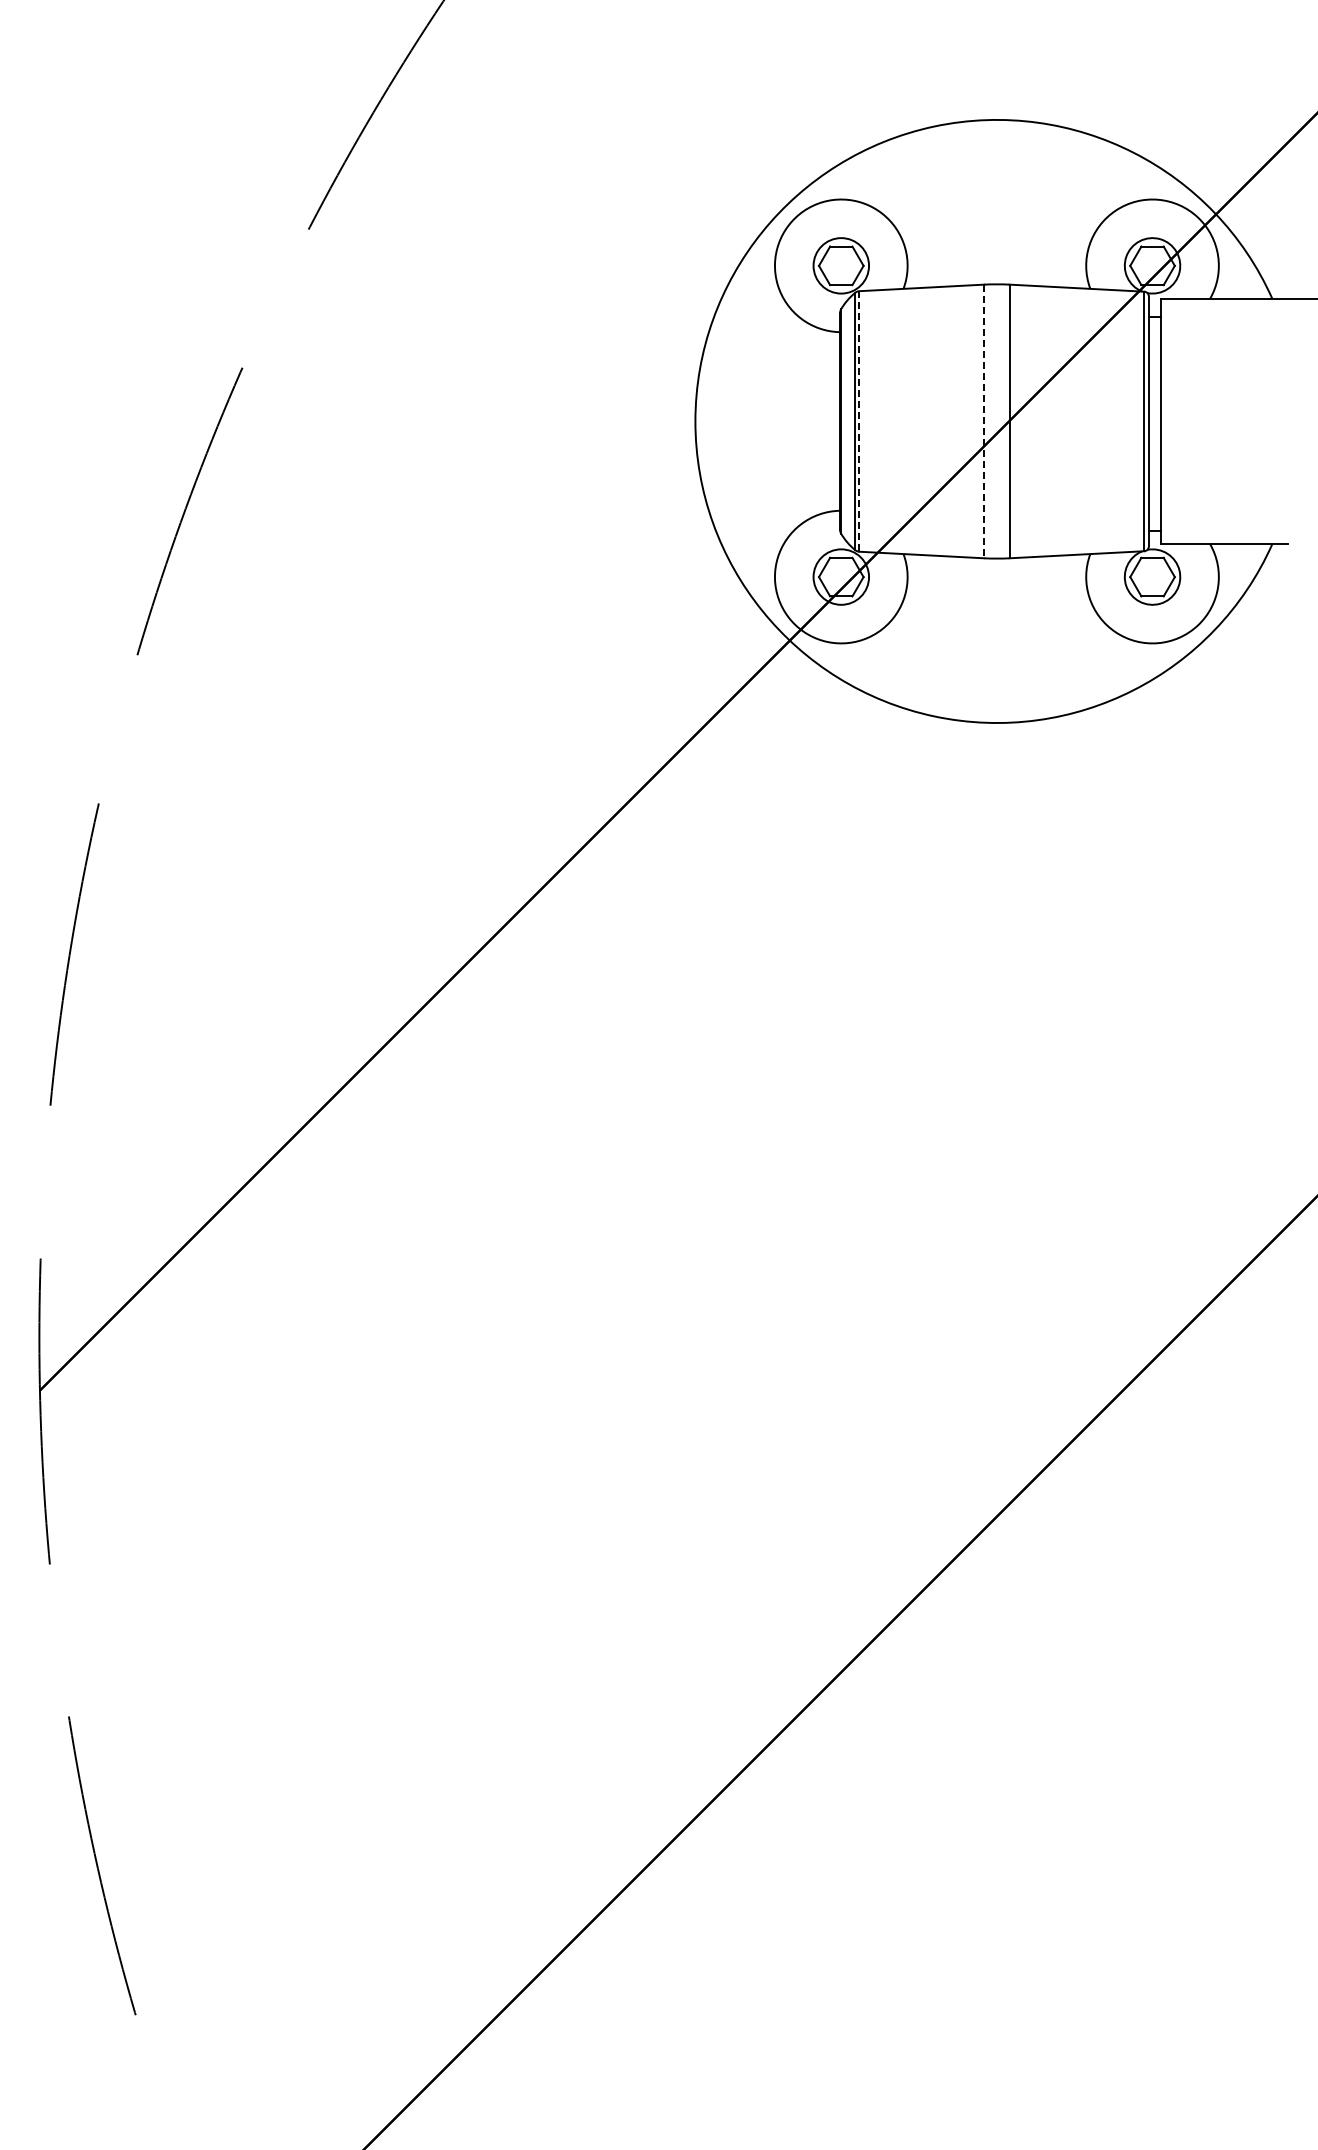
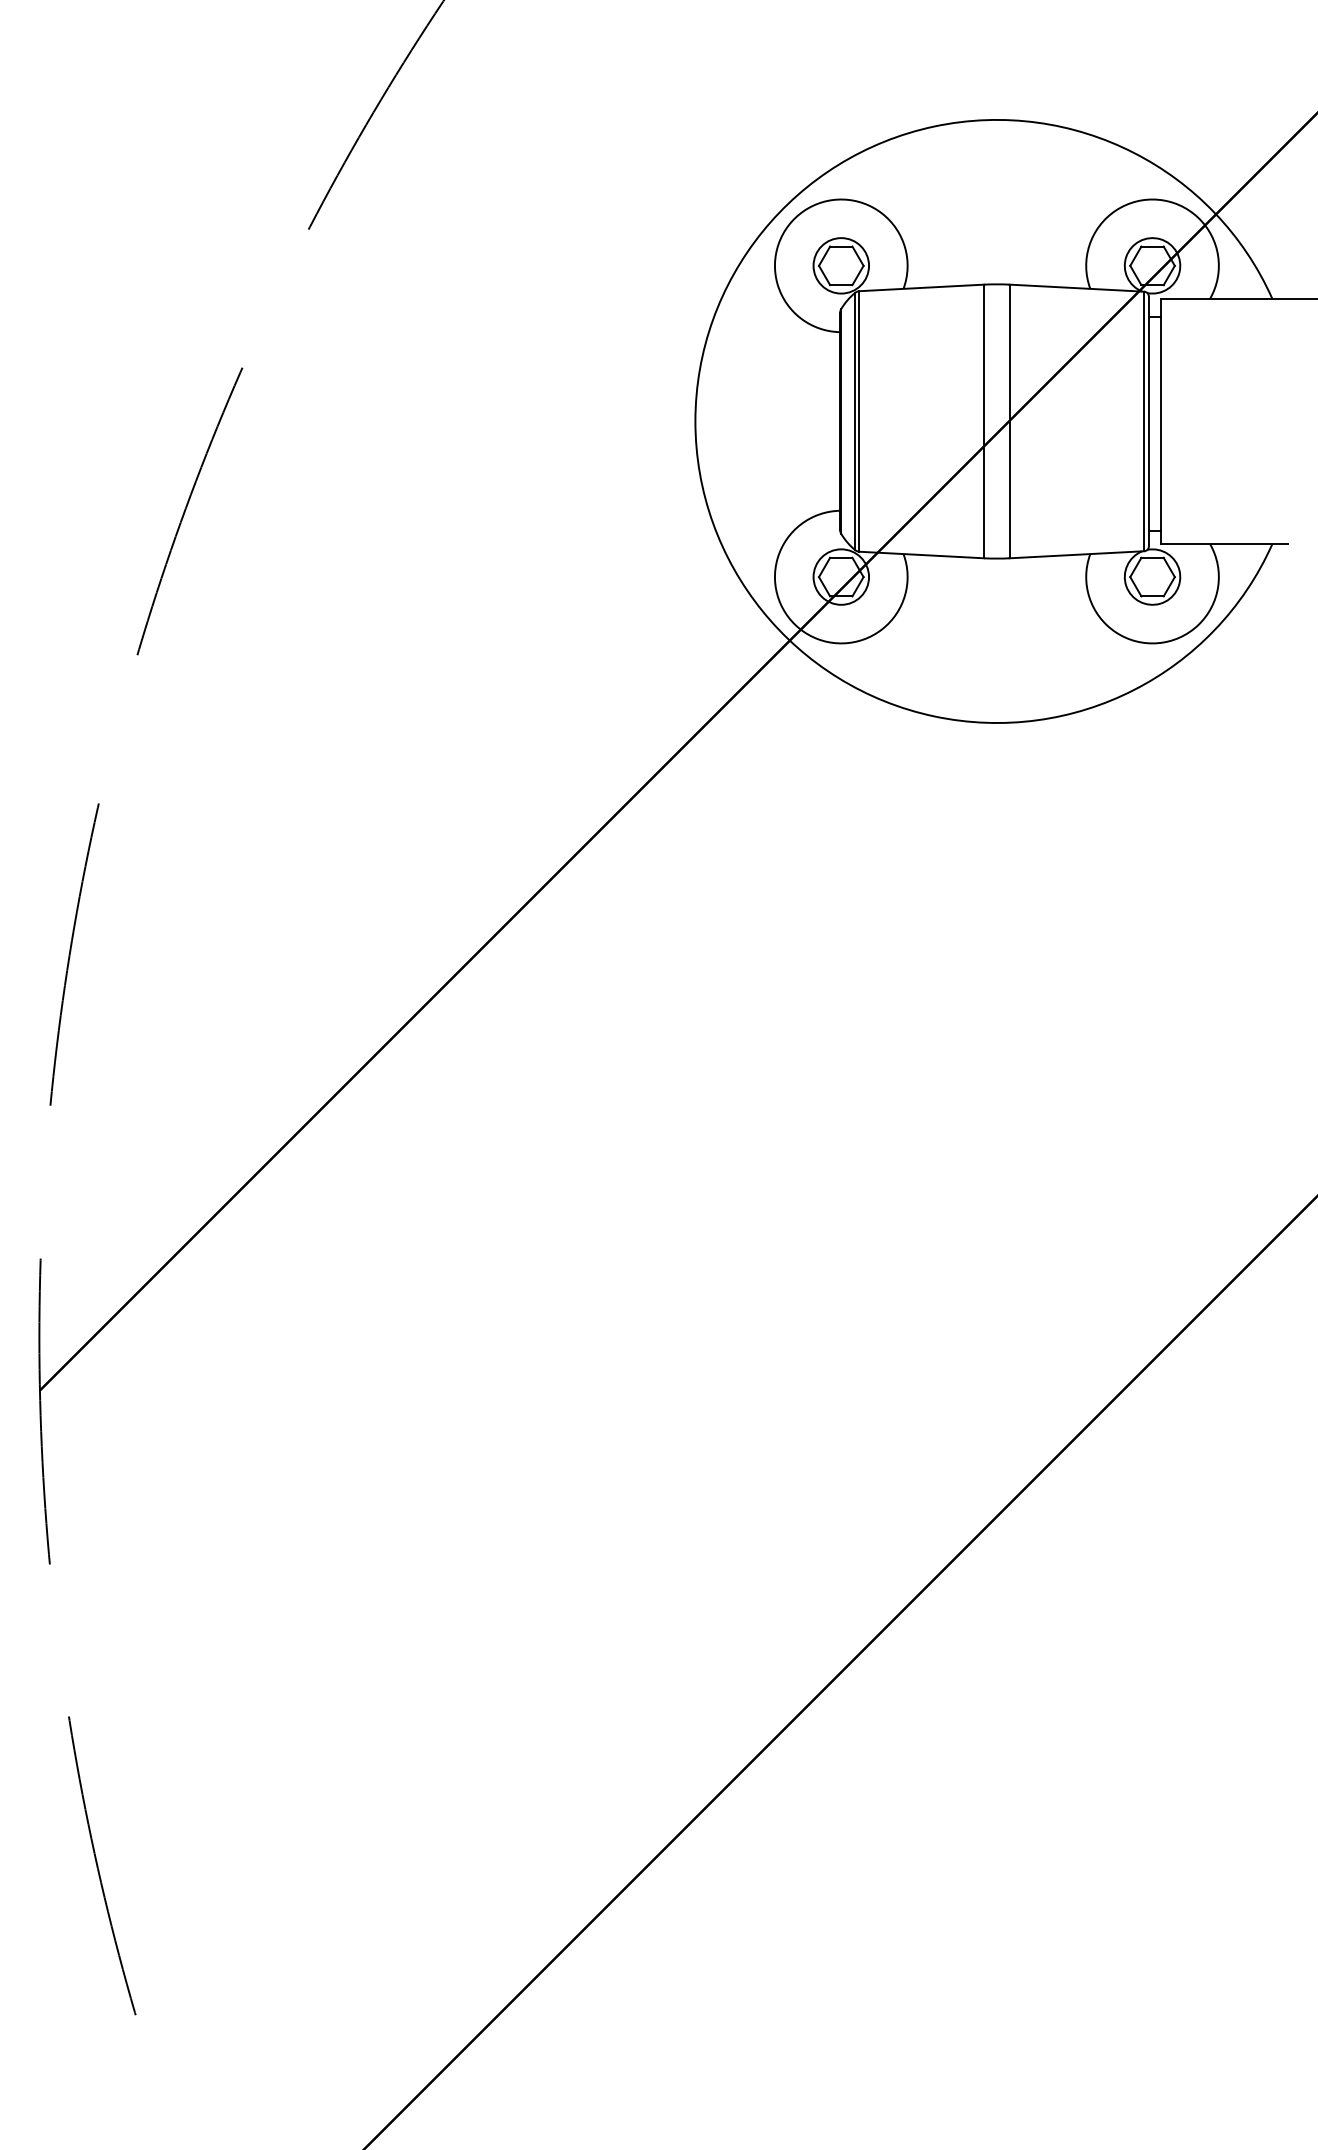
line: dashed -> solid (859, 421)
line: dashed -> solid (984, 421)
